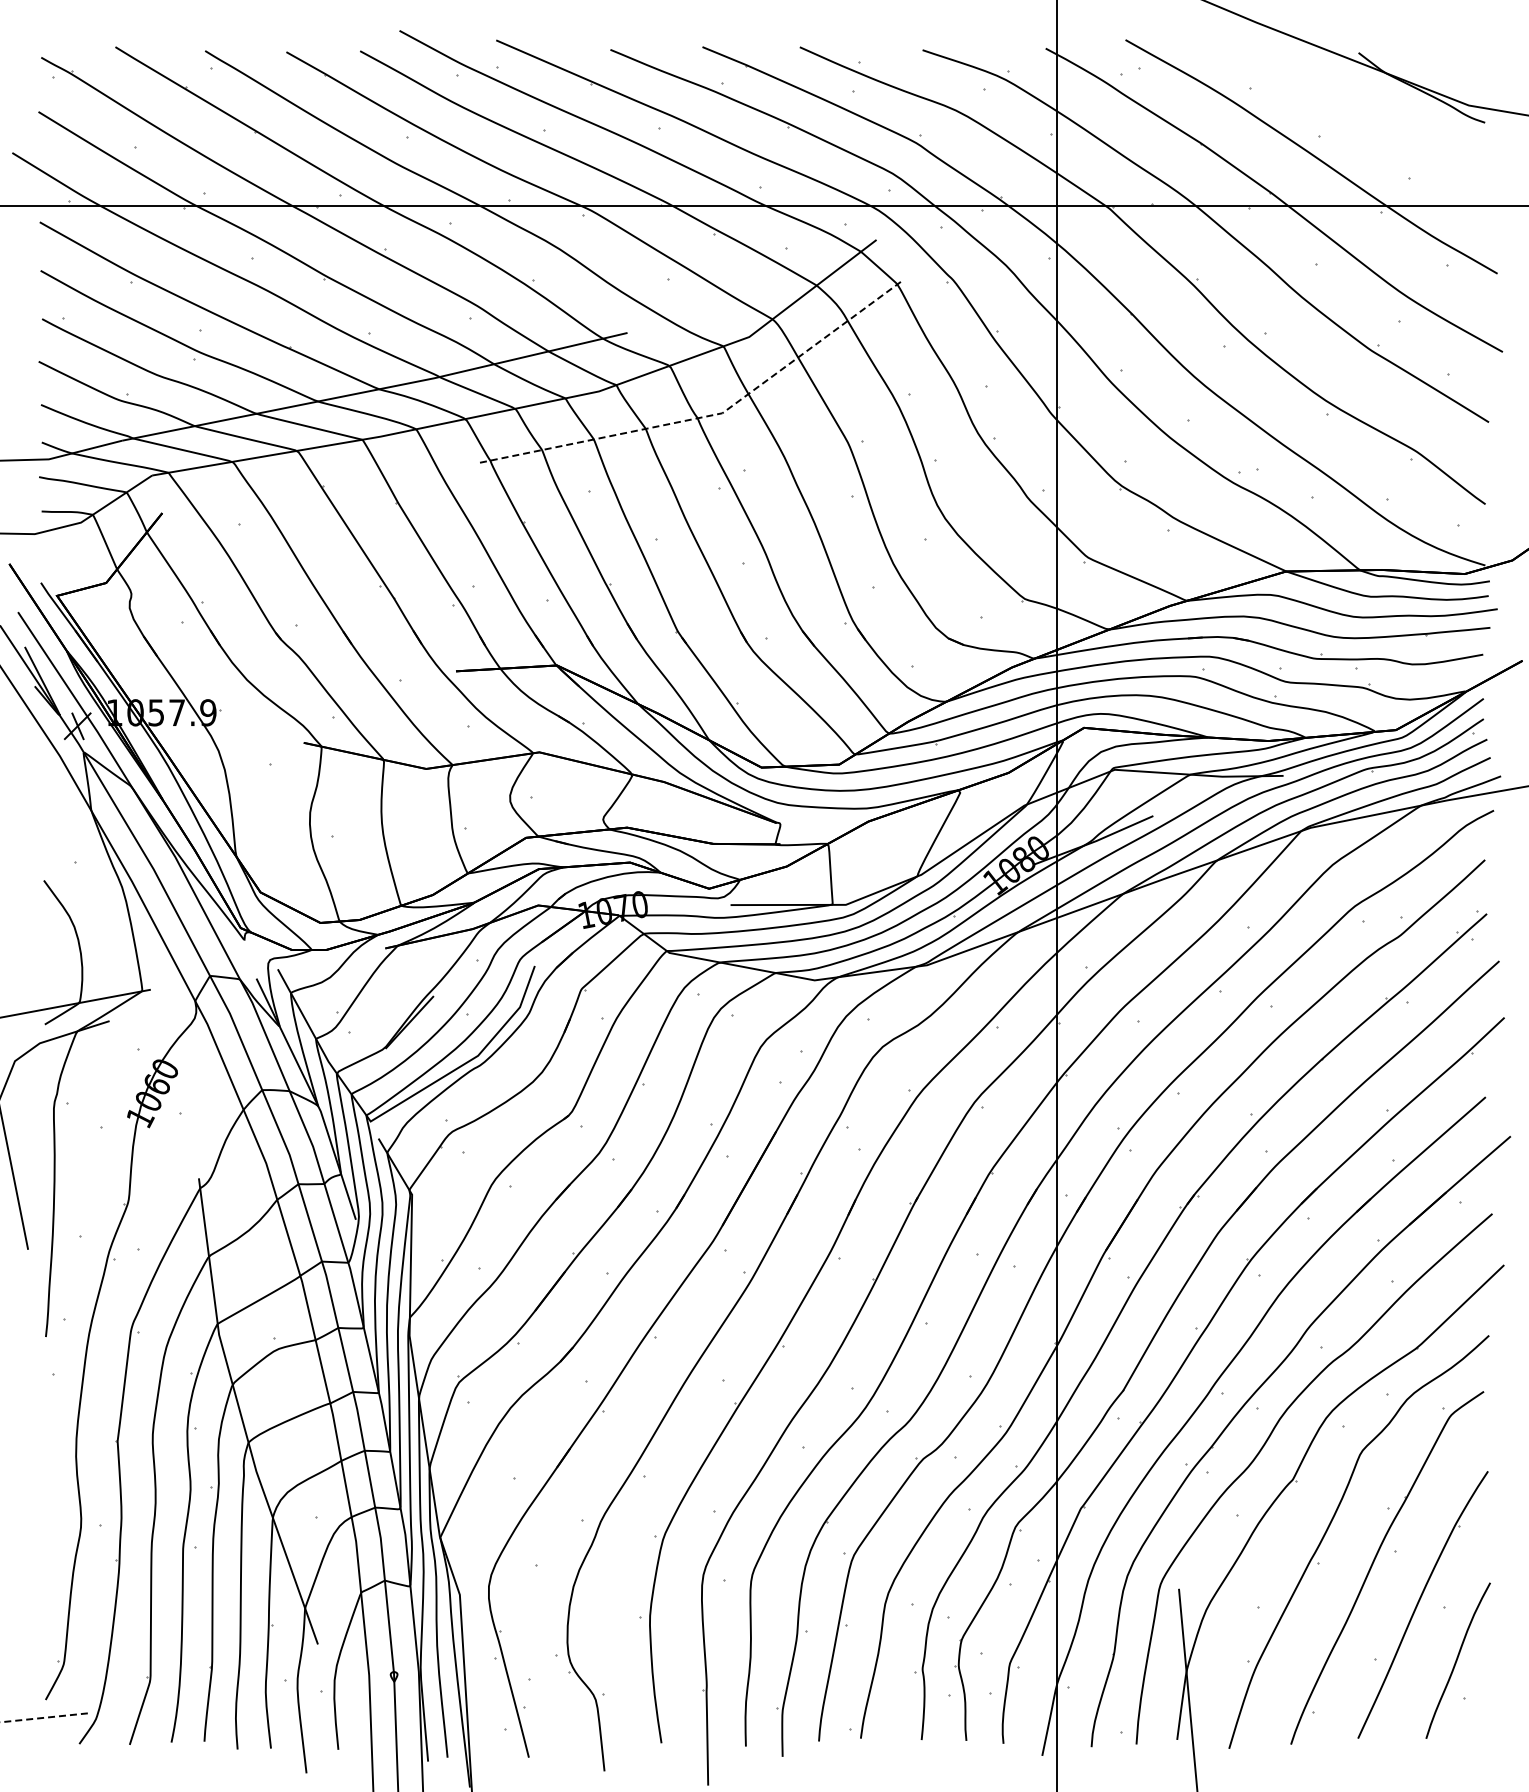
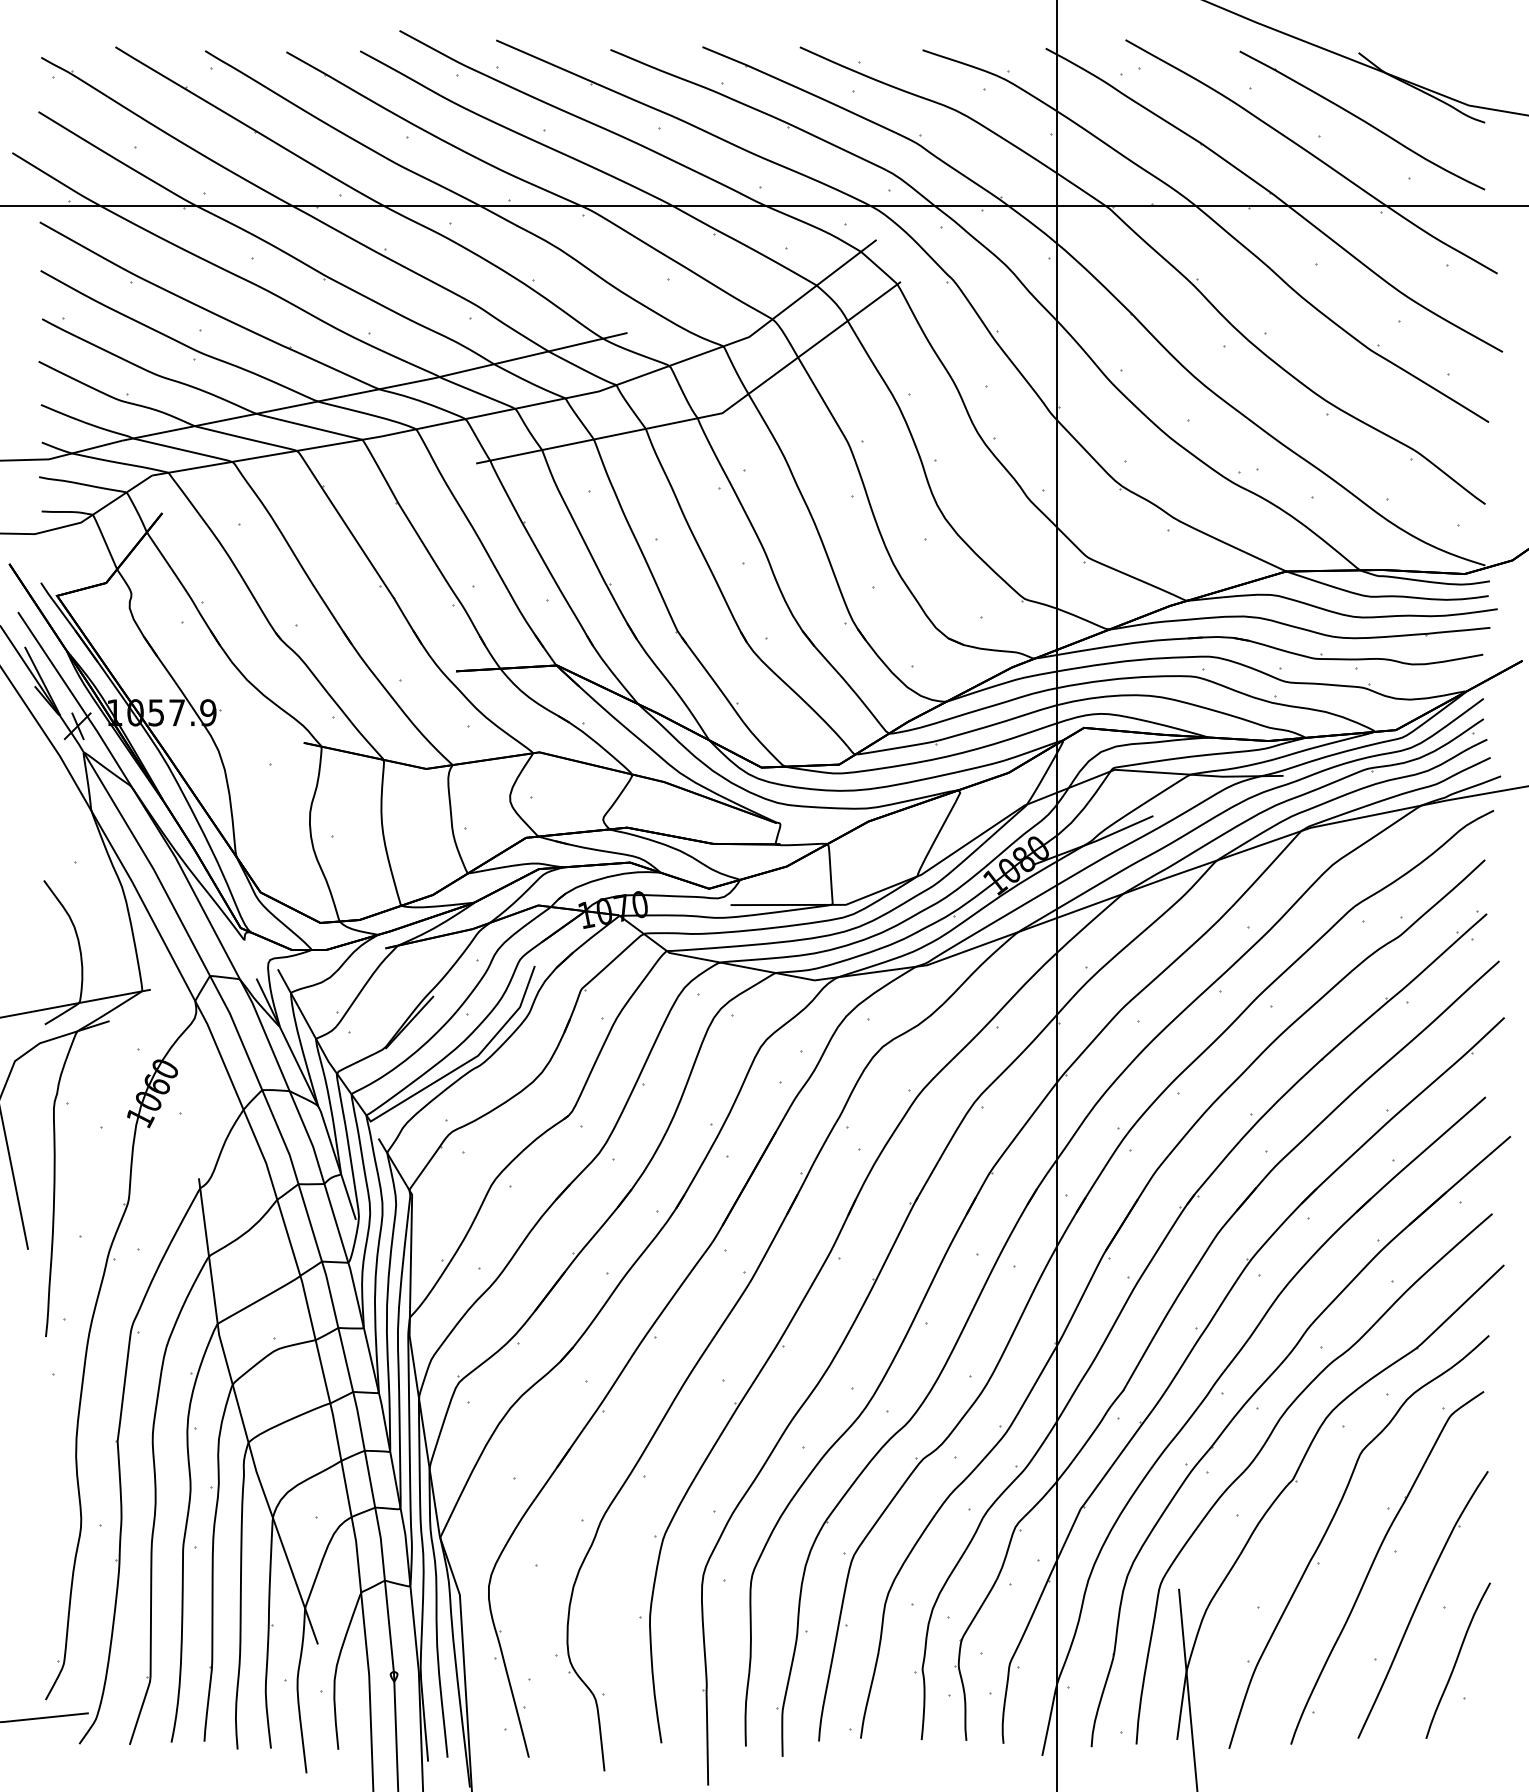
part: none -> present (1362, 120)
line: dashed -> solid (707, 416)
line: dashed -> solid (44, 1717)
